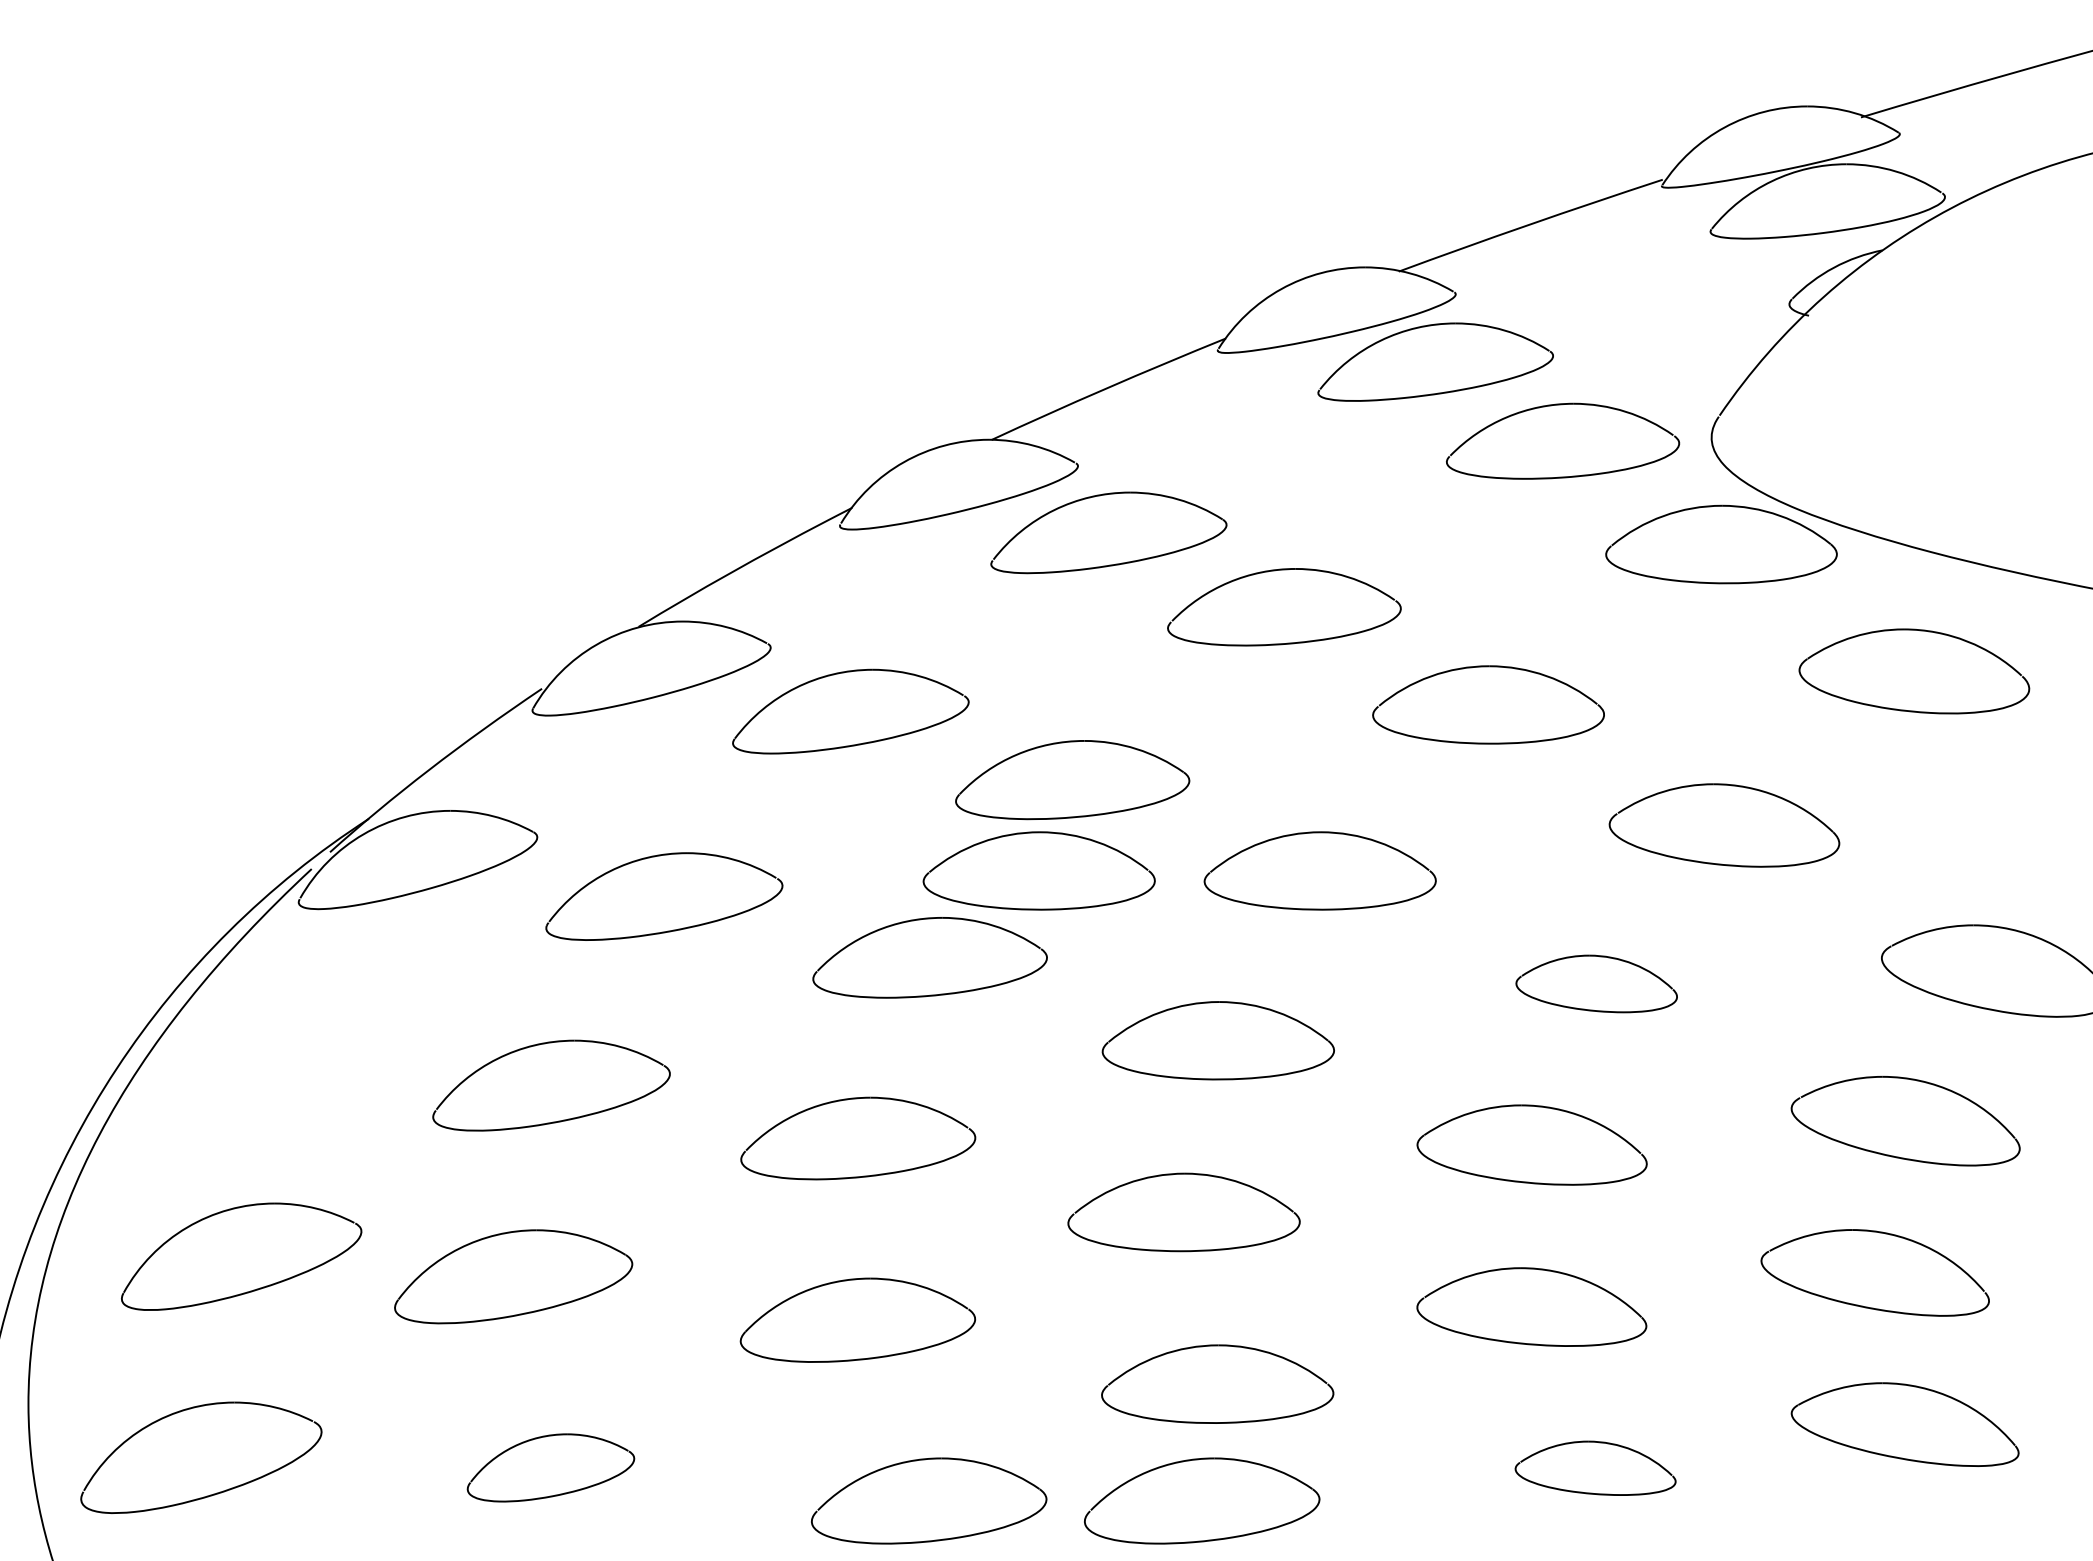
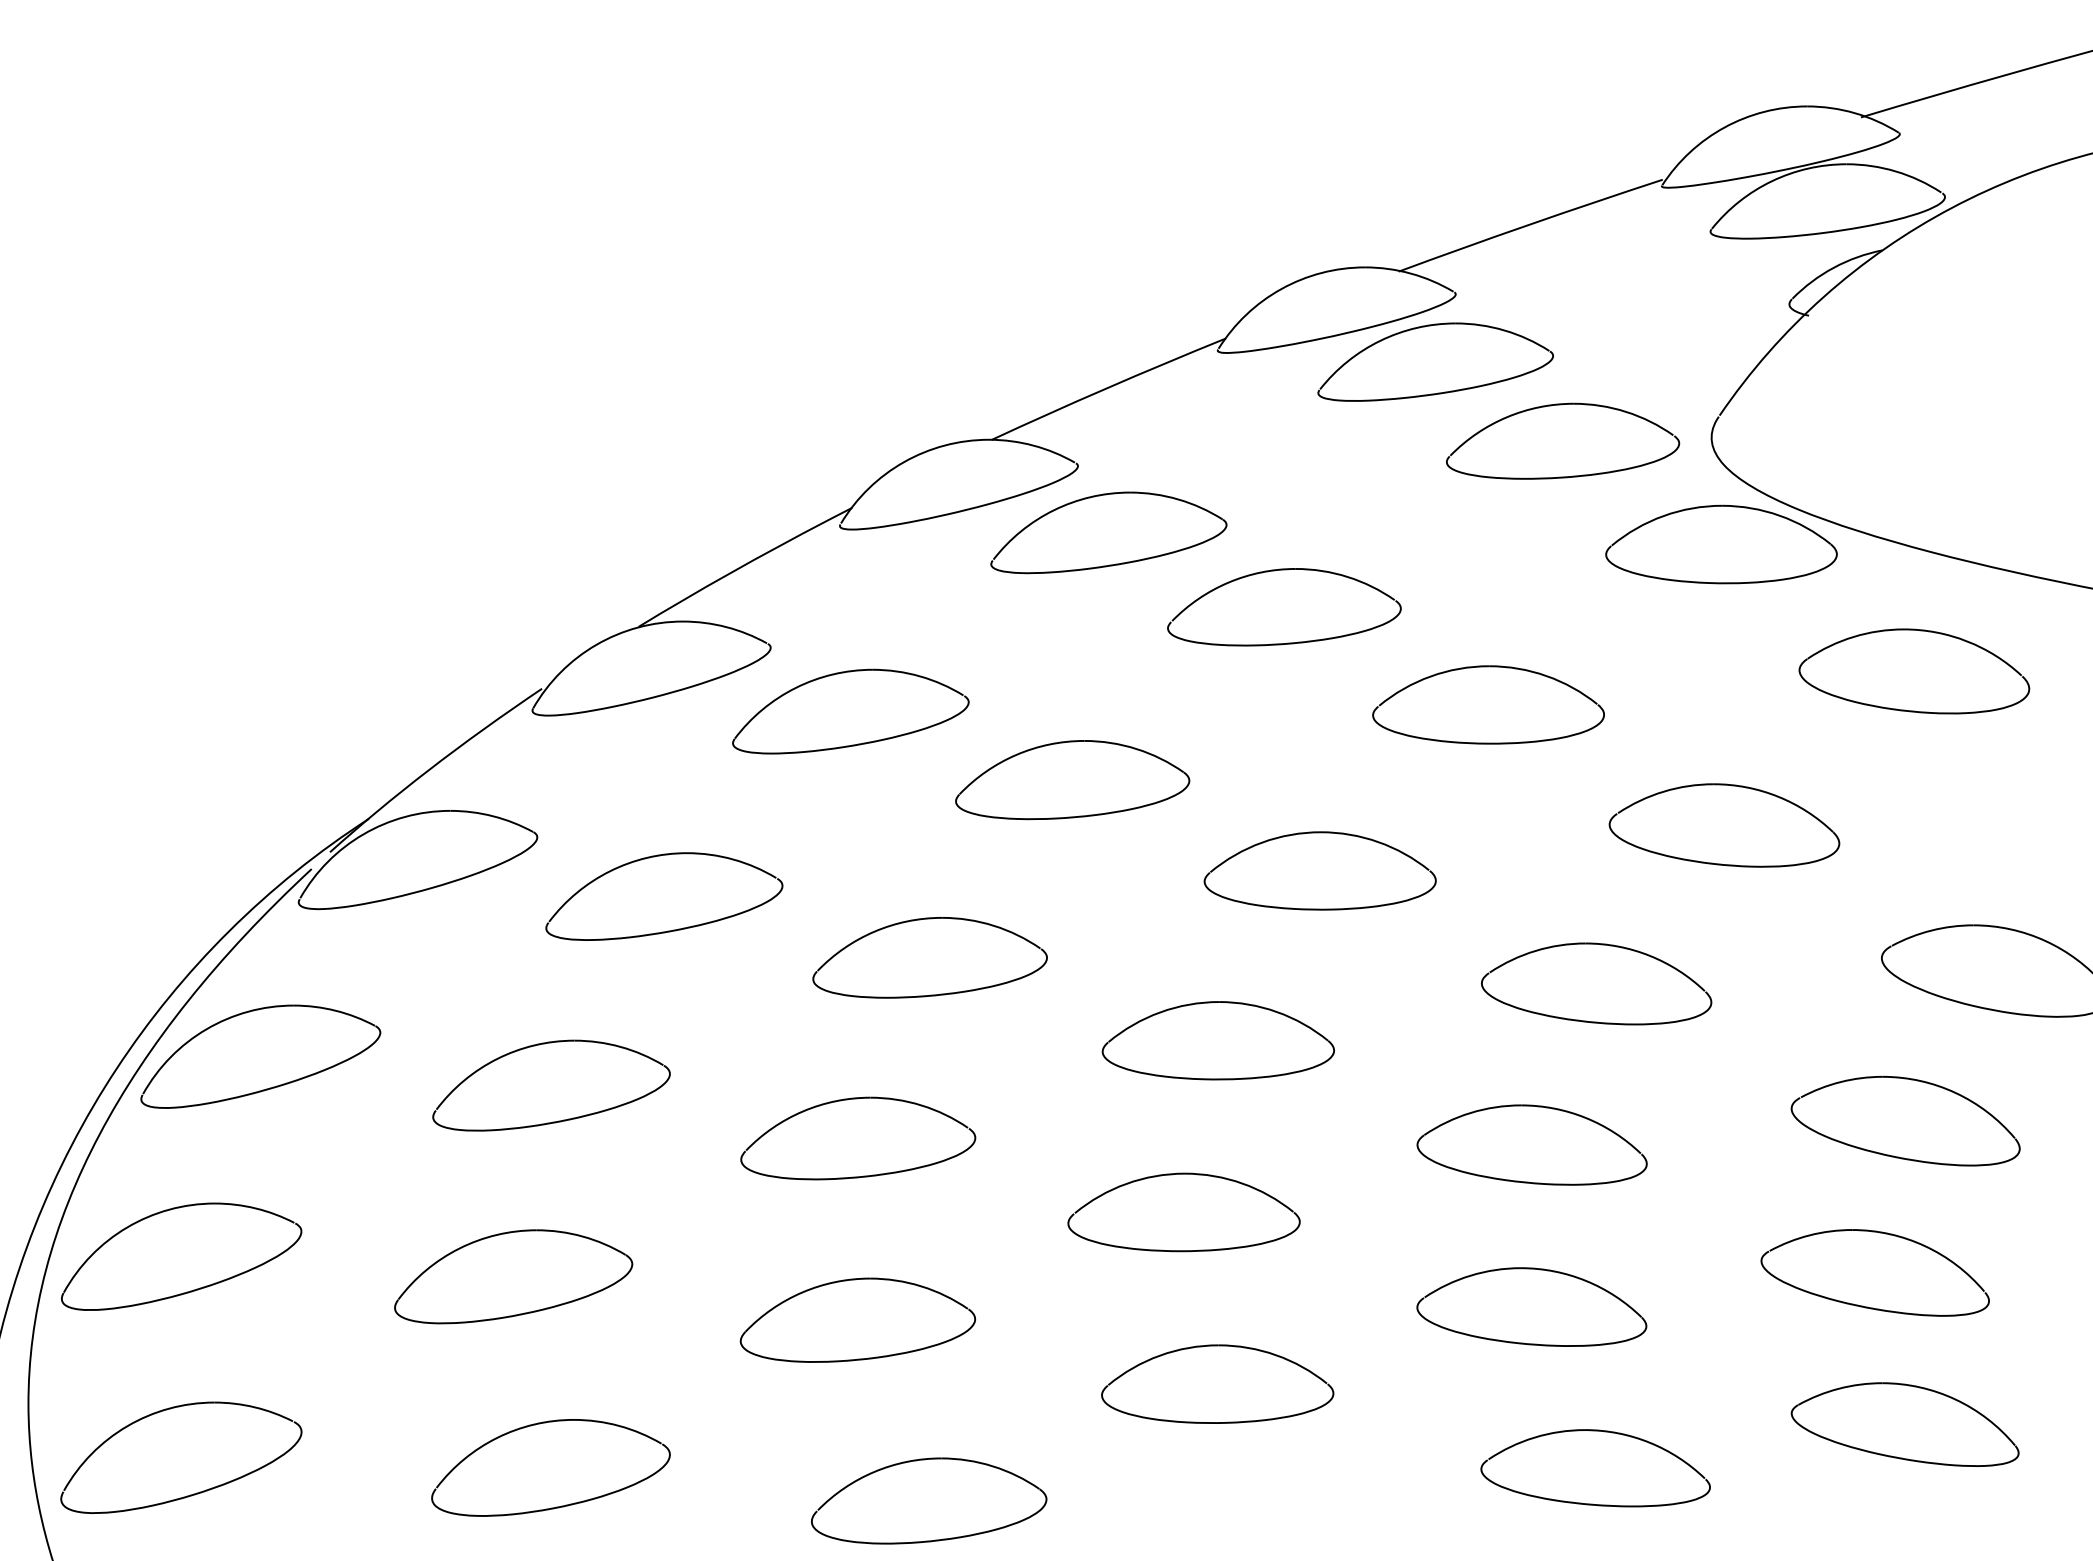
part: present -> none (1038, 870)
part size: 163x60 px -> 232x84 px (1596, 983)
part: none -> present (260, 1056)
part position: (241, 1256) -> (181, 1256) (181, 1256)
part position: (201, 1457) -> (181, 1457) (181, 1457)
part size: 170x70 px -> 240x98 px (550, 1467)
part size: 163x56 px -> 231x79 px (1595, 1468)
part: present -> none (1202, 1500)
